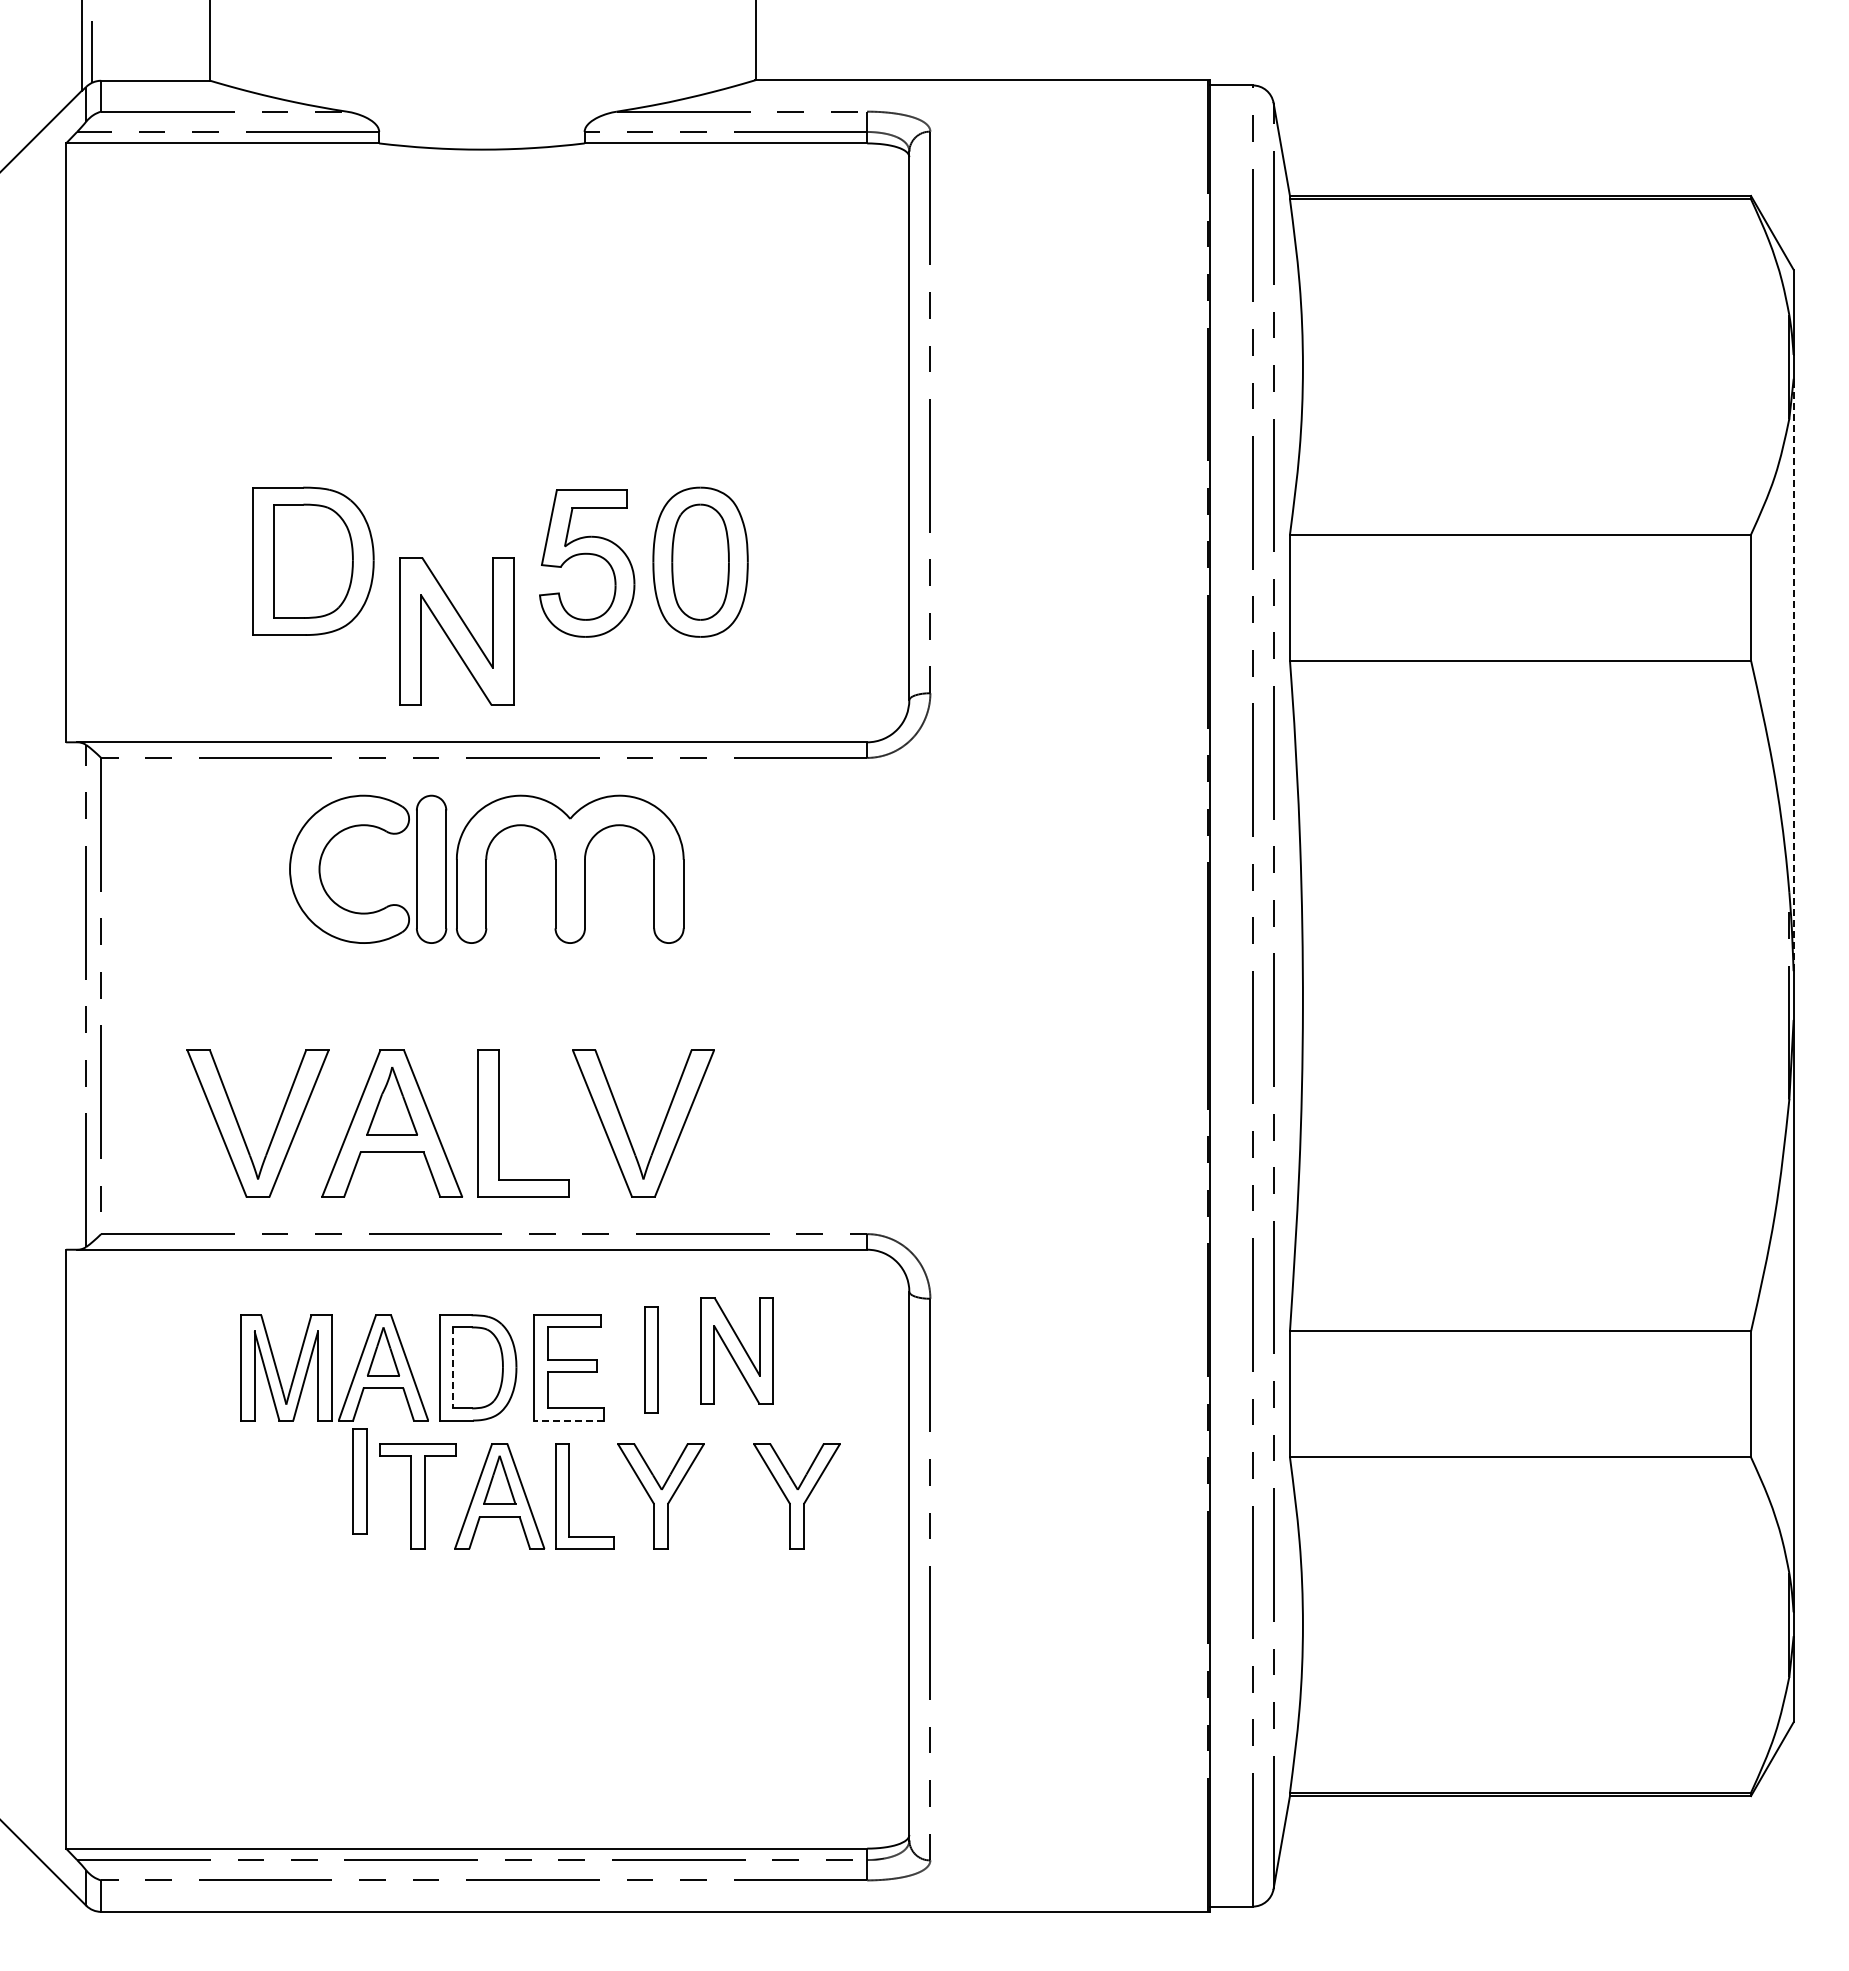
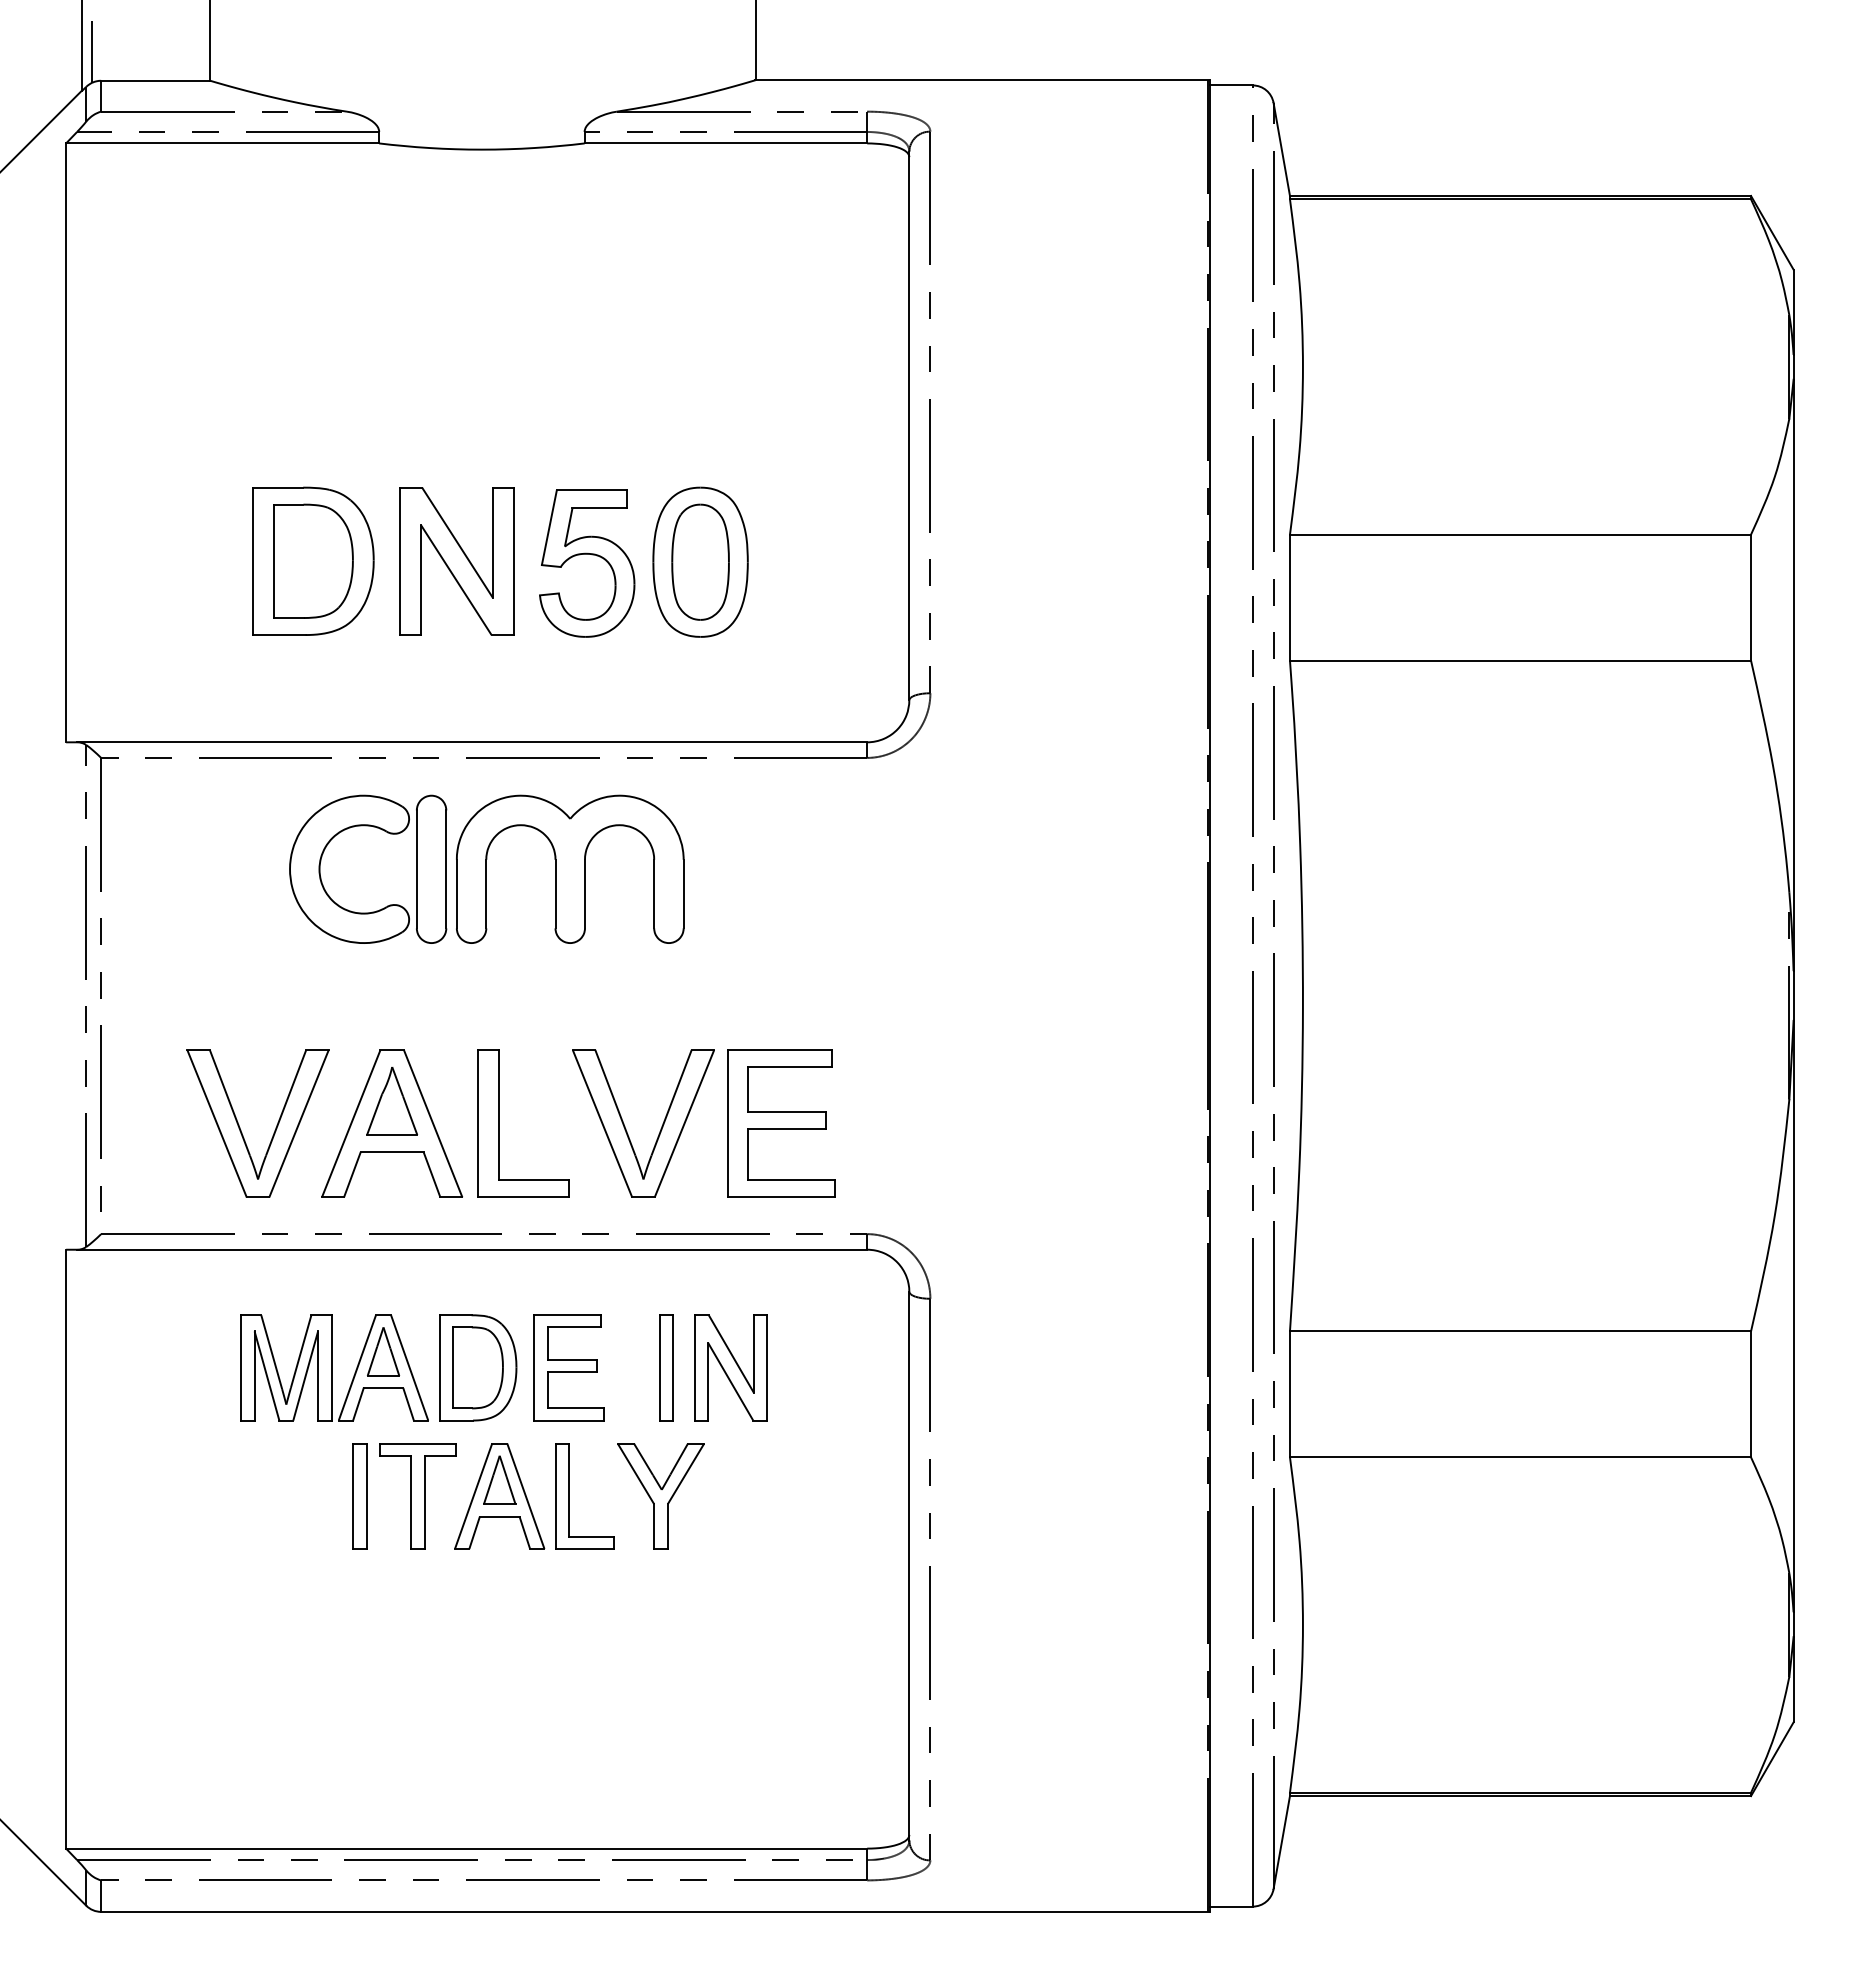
part position: (456, 631) -> (456, 561) (456, 561)
line: dashed -> solid (1793, 675)
part: none -> present (781, 1123)
part position: (736, 1350) -> (730, 1367) (730, 1367)
part position: (651, 1359) -> (666, 1367) (666, 1367)
line: dashed -> solid (453, 1368)
line: dashed -> solid (568, 1420)
part position: (359, 1481) -> (359, 1496) (359, 1496)
part: present -> none (796, 1496)
